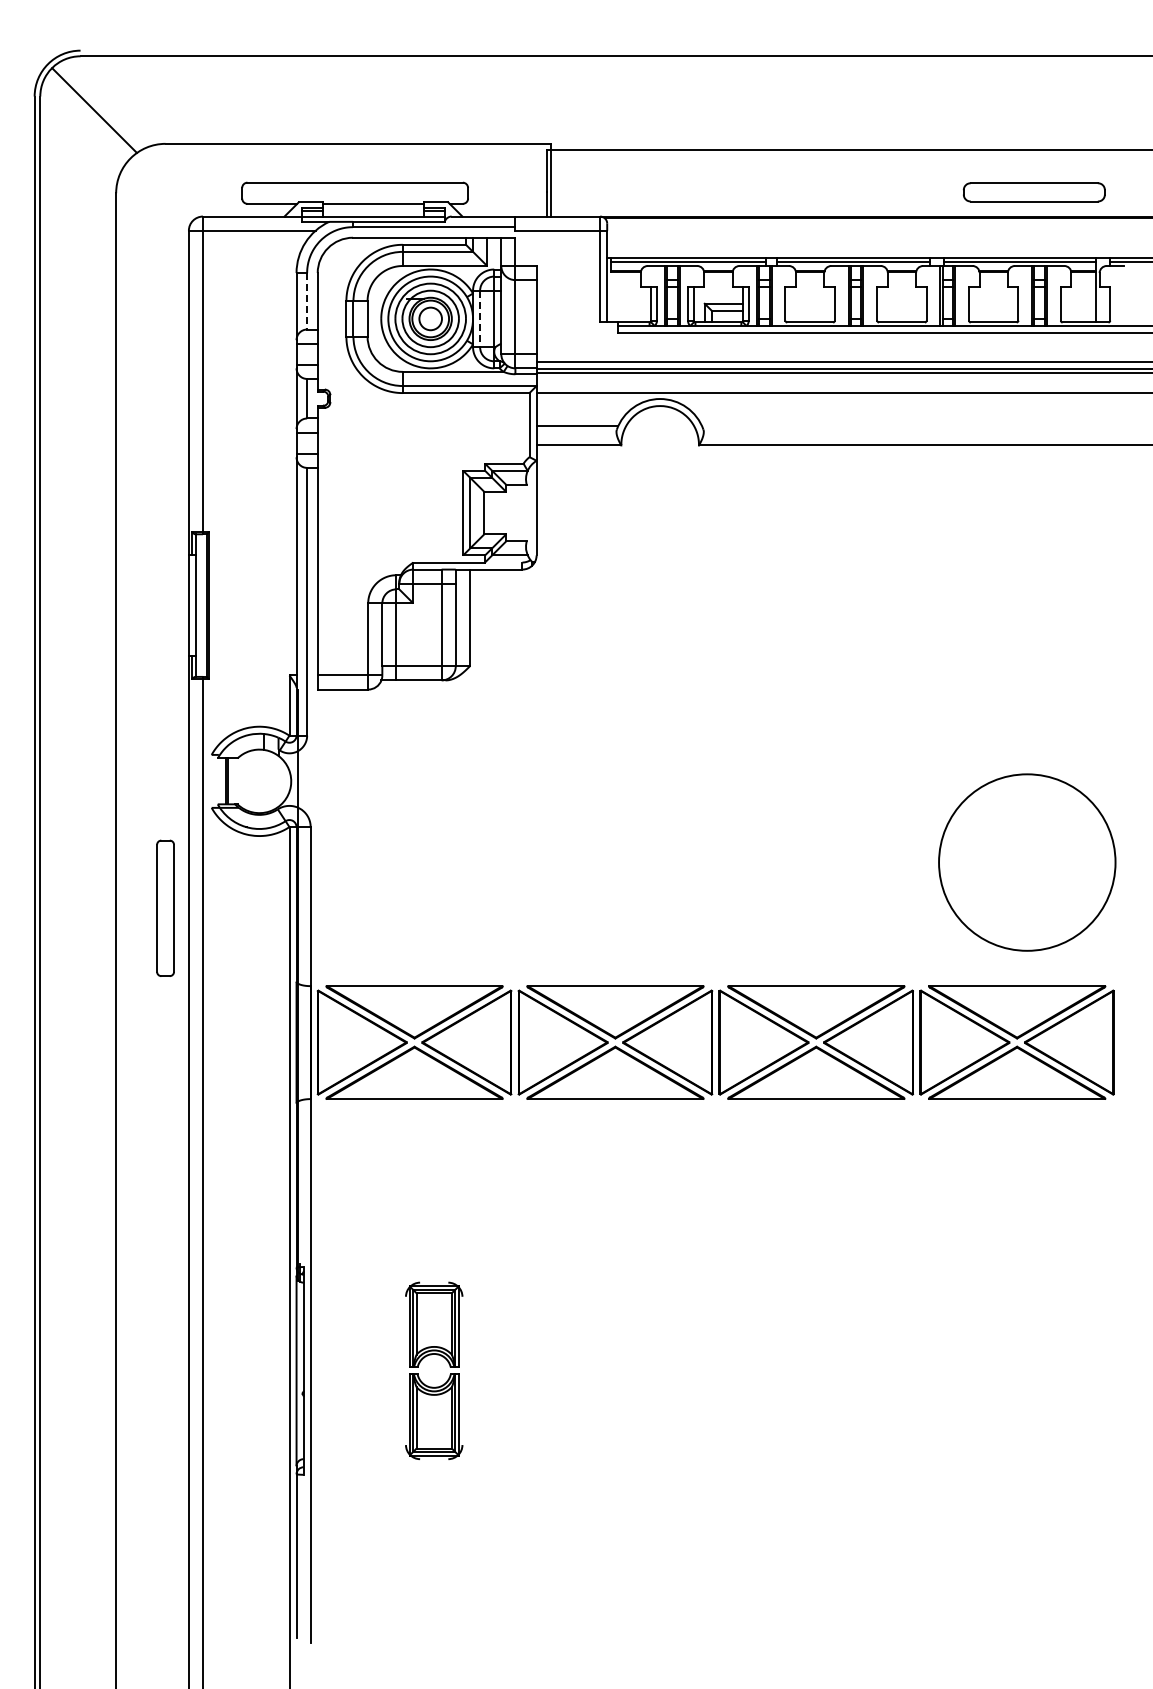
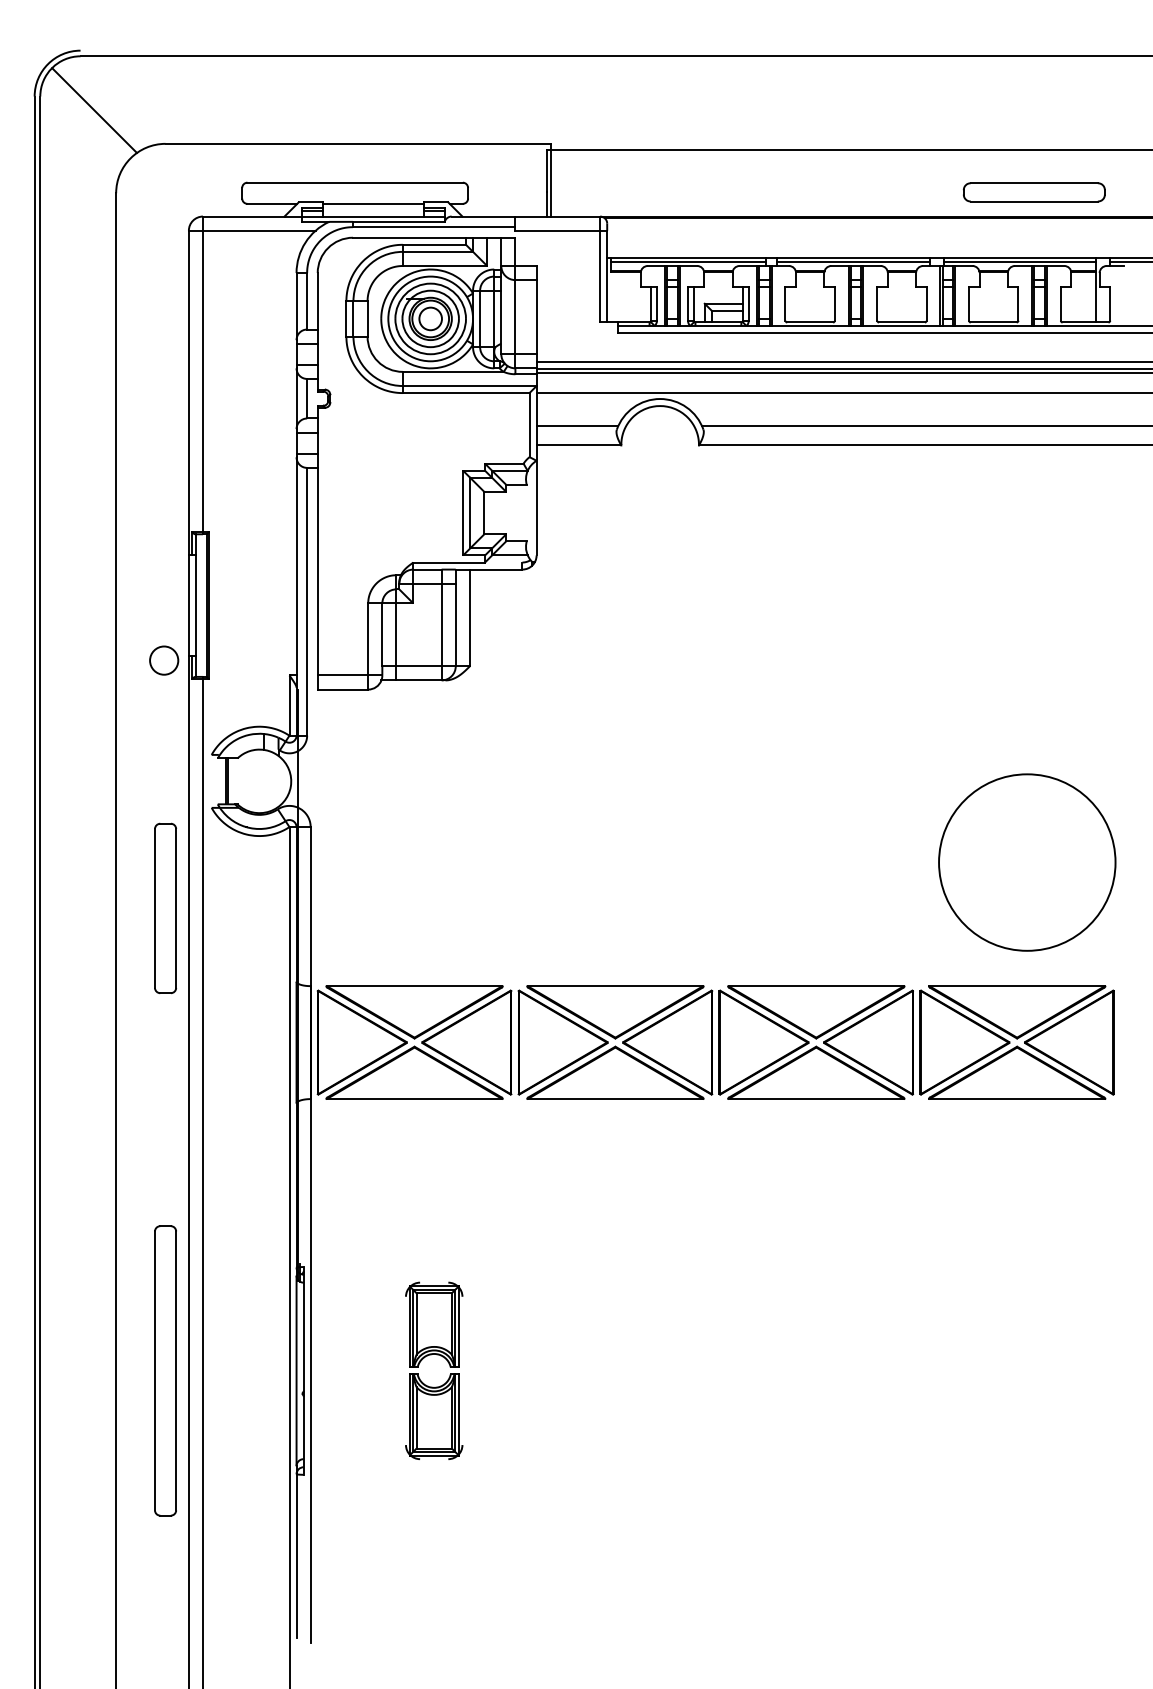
line: dashed -> solid (307, 301)
line: dashed -> solid (480, 319)
line: none -> present (925, 425)
circle: none -> present (164, 660)
part size: 19x138 px -> 23x172 px (165, 907)
part: none -> present (165, 1370)
